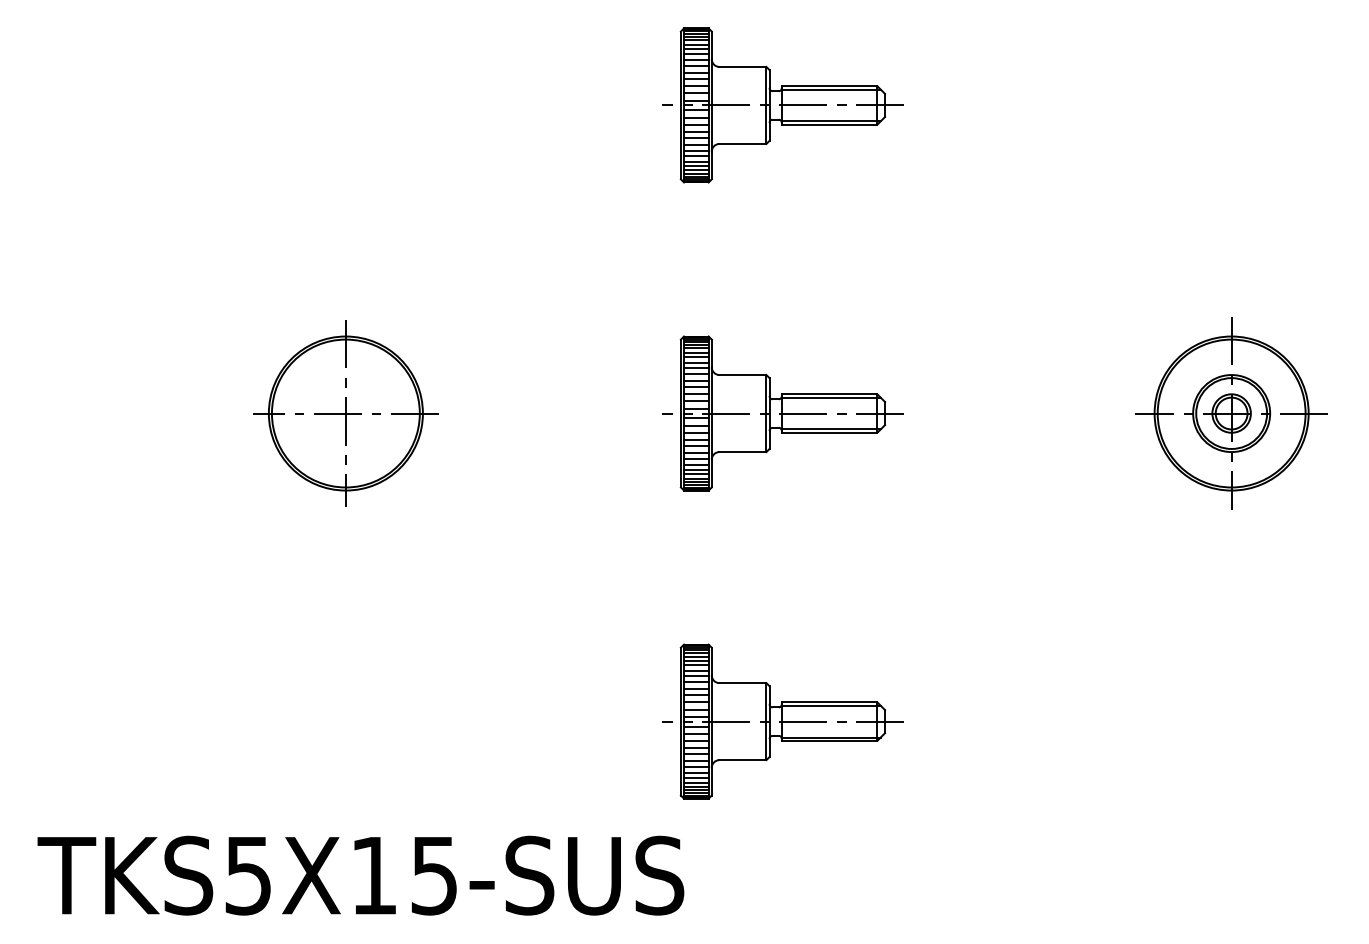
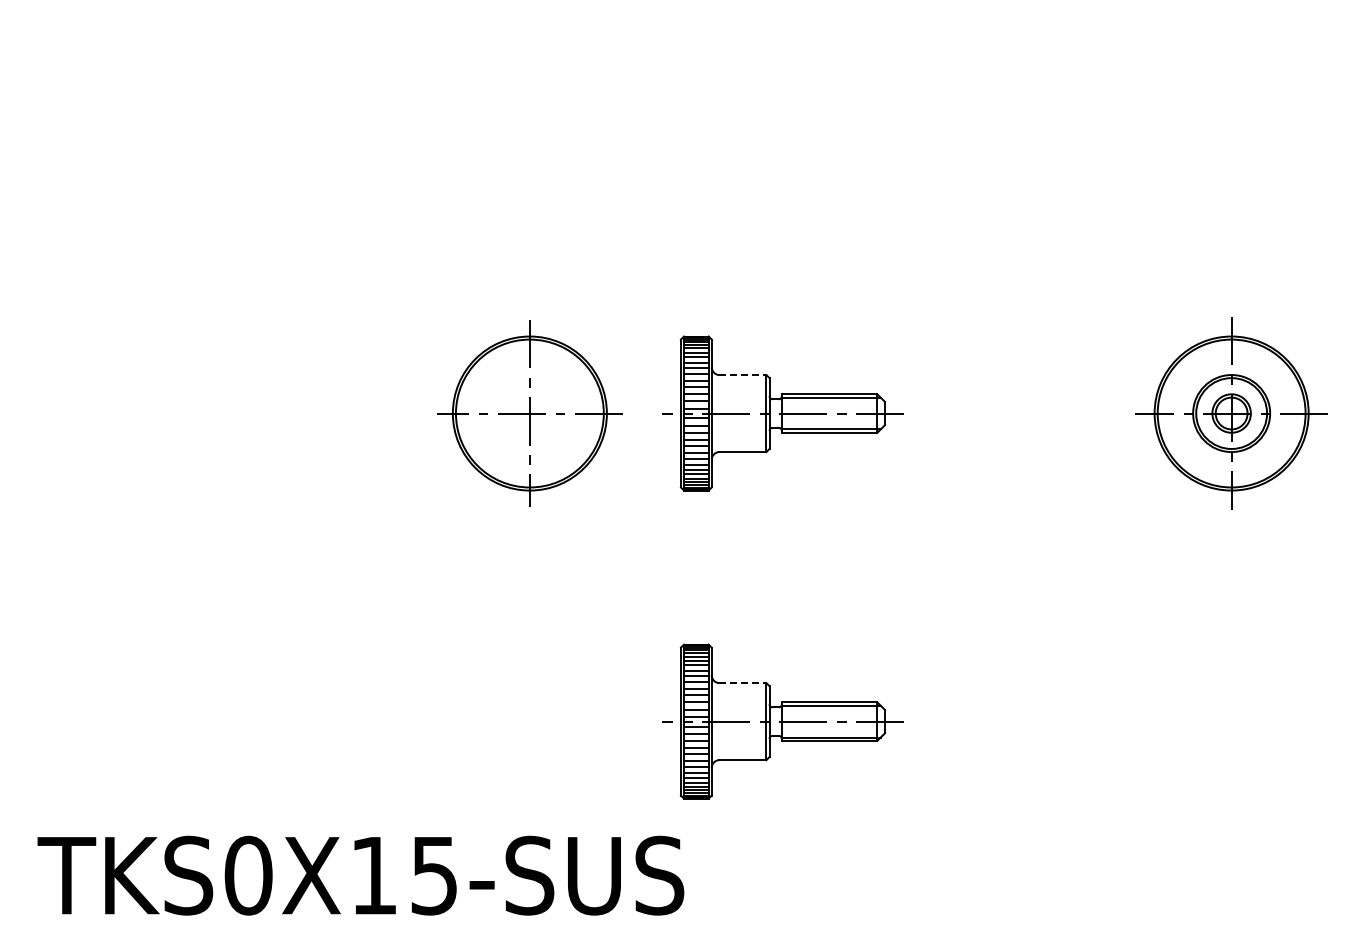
part: present -> none (782, 105)
line: solid -> dashed (743, 375)
part position: (345, 413) -> (529, 413) (529, 413)
line: solid -> dashed (743, 683)
text: TKS5X15-SUS -> TKS0X15-SUS (248, 875)
